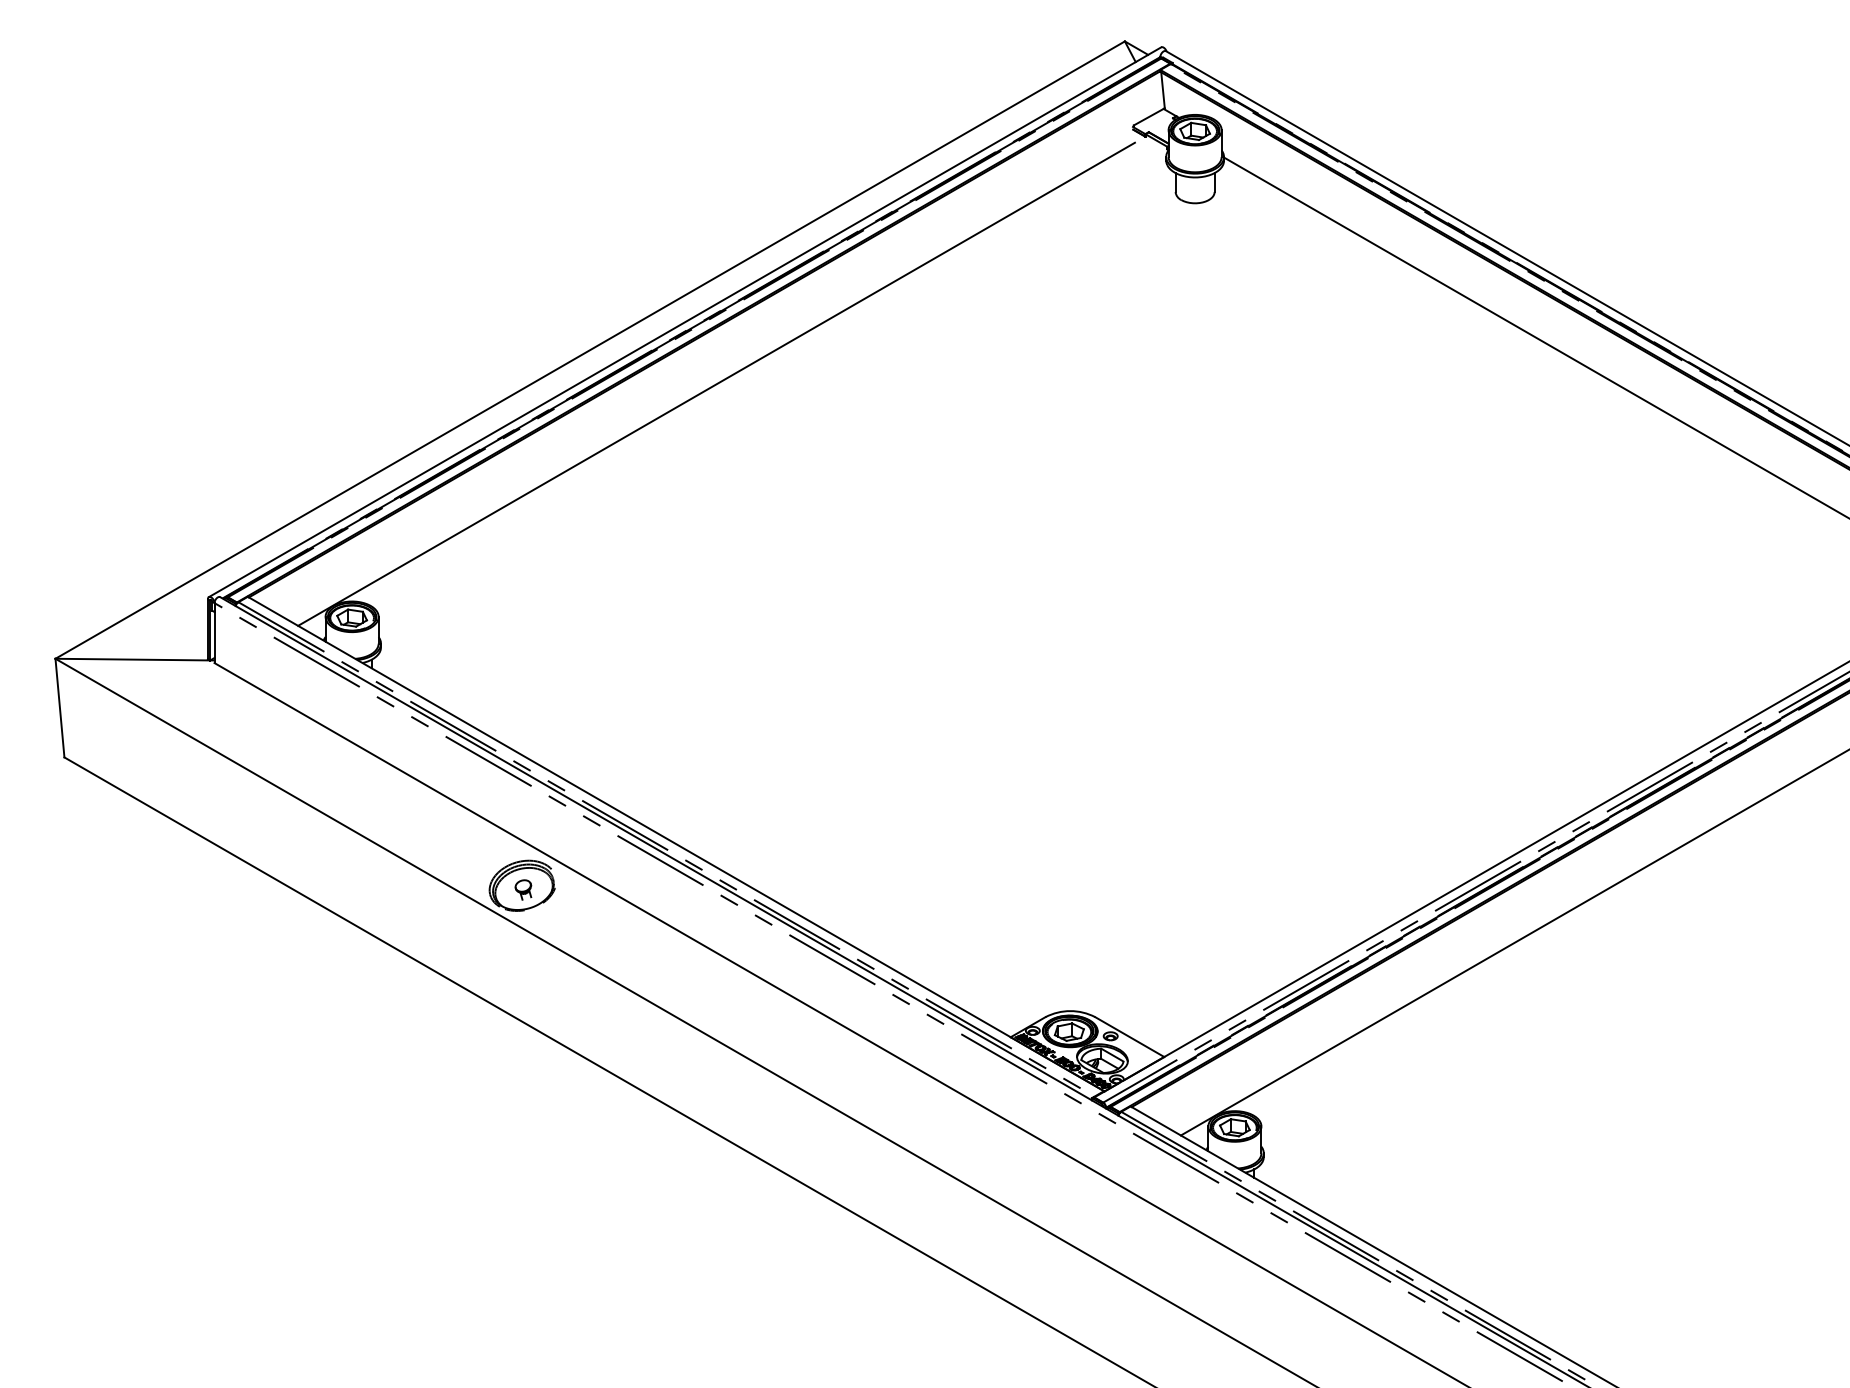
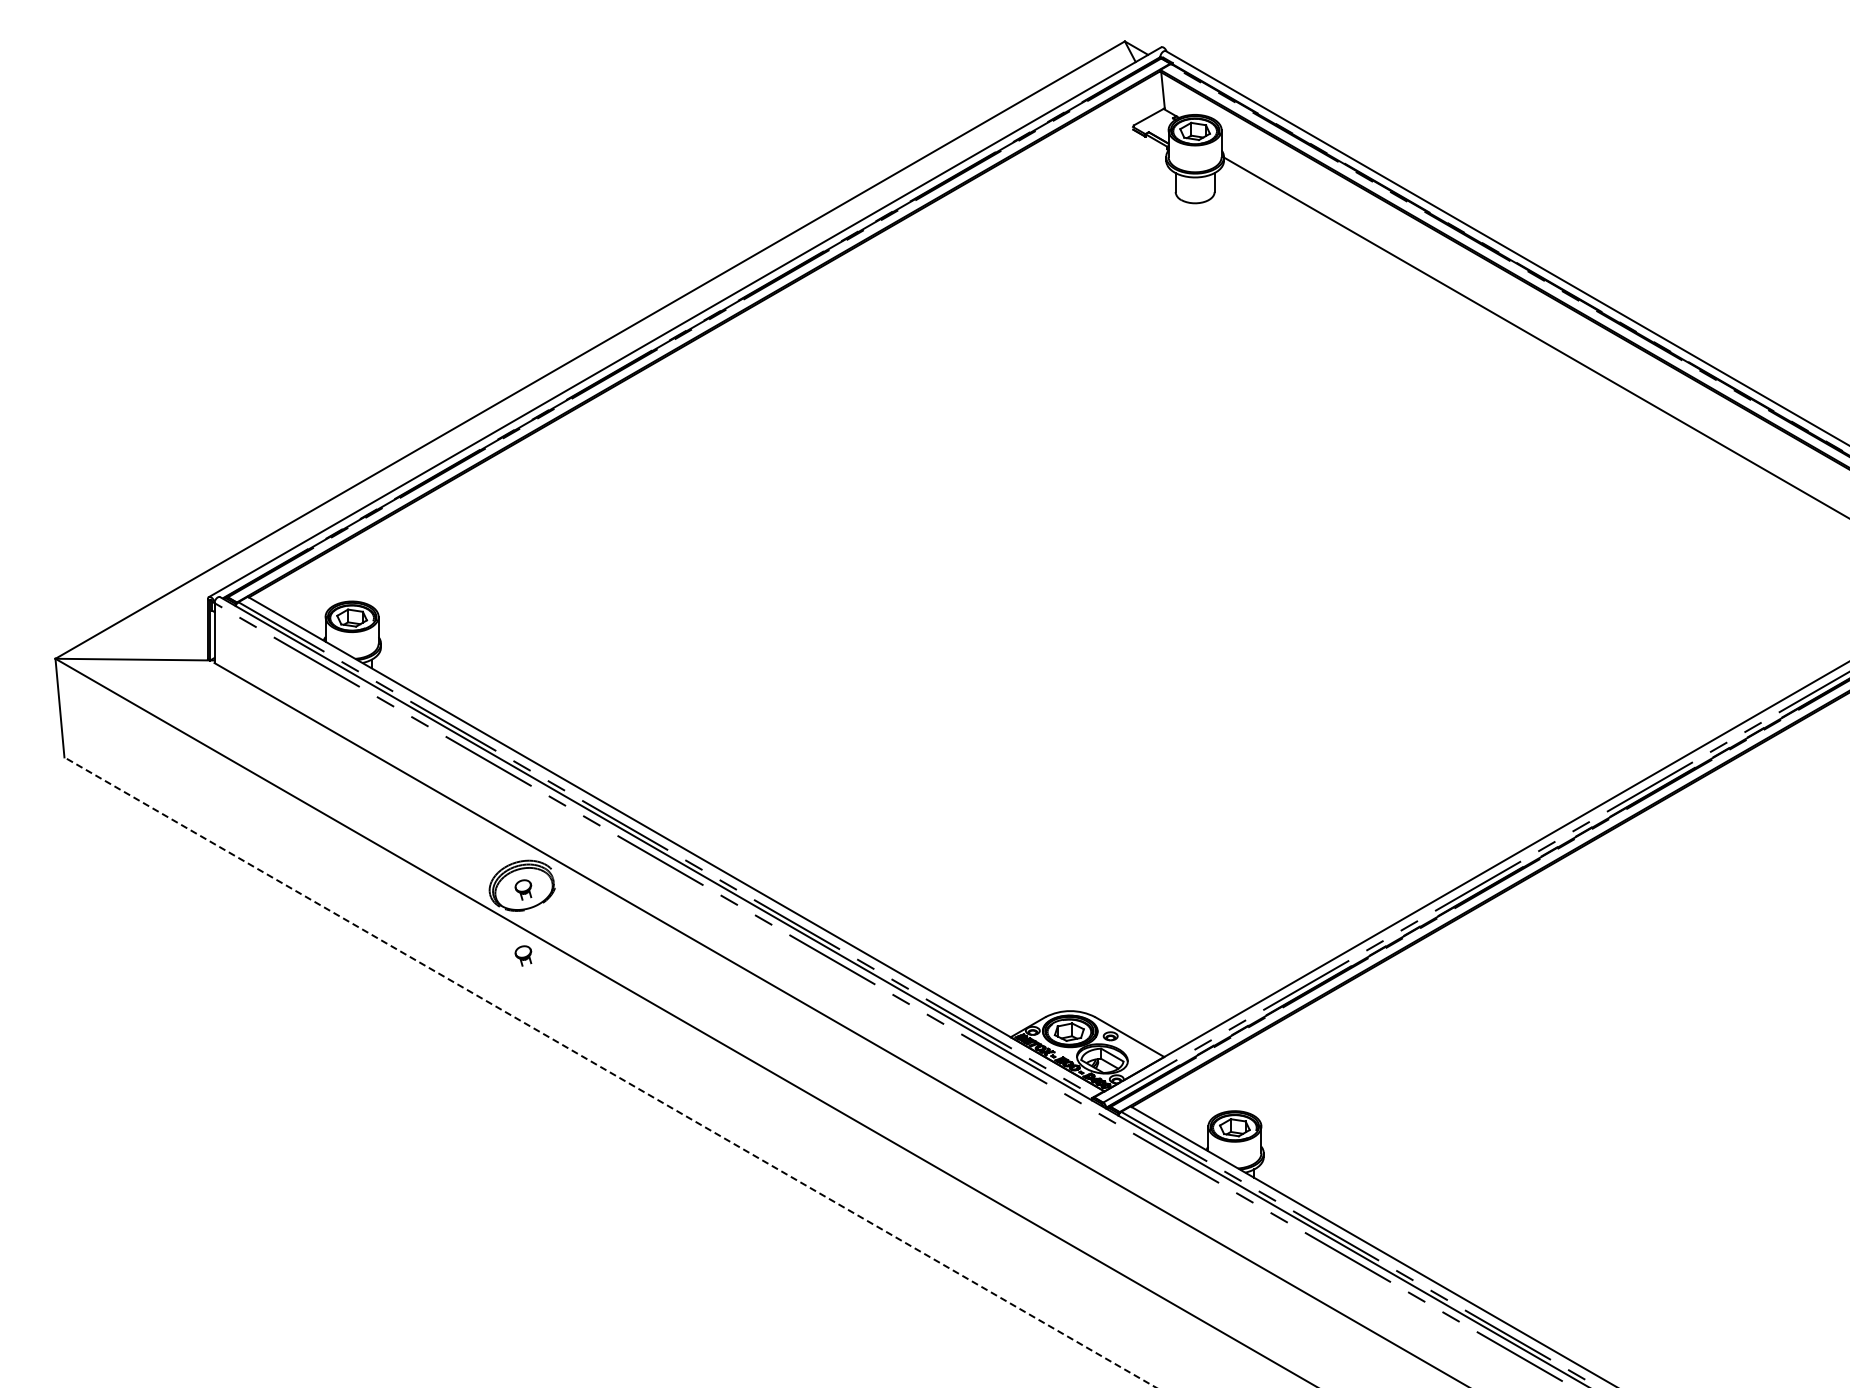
line: present -> none (716, 383)
line: present -> none (1513, 943)
part: none -> present (523, 955)
line: solid -> dashed (610, 1072)
